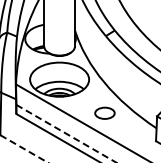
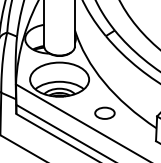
line: dashed -> solid (66, 133)
line: dashed -> solid (24, 149)
